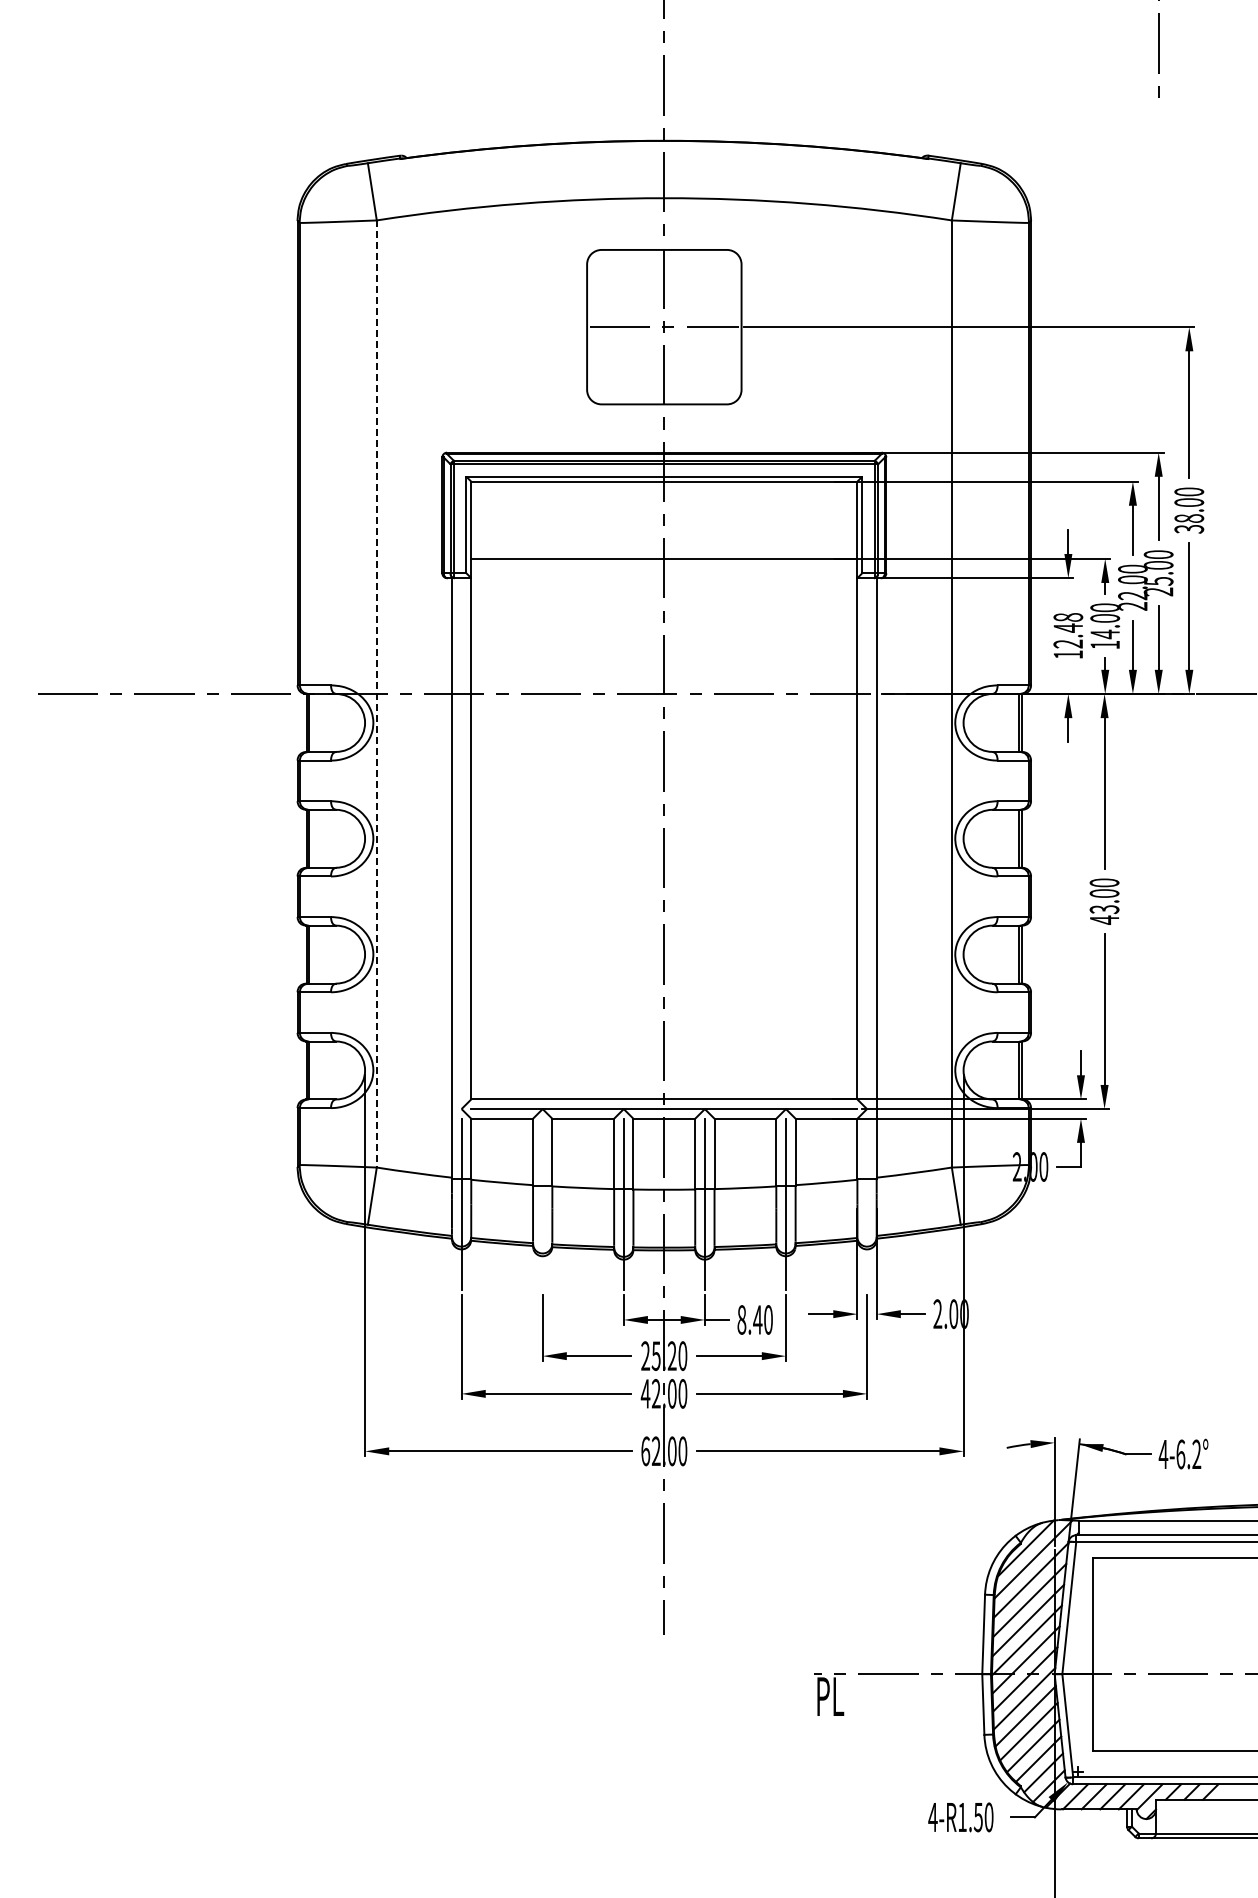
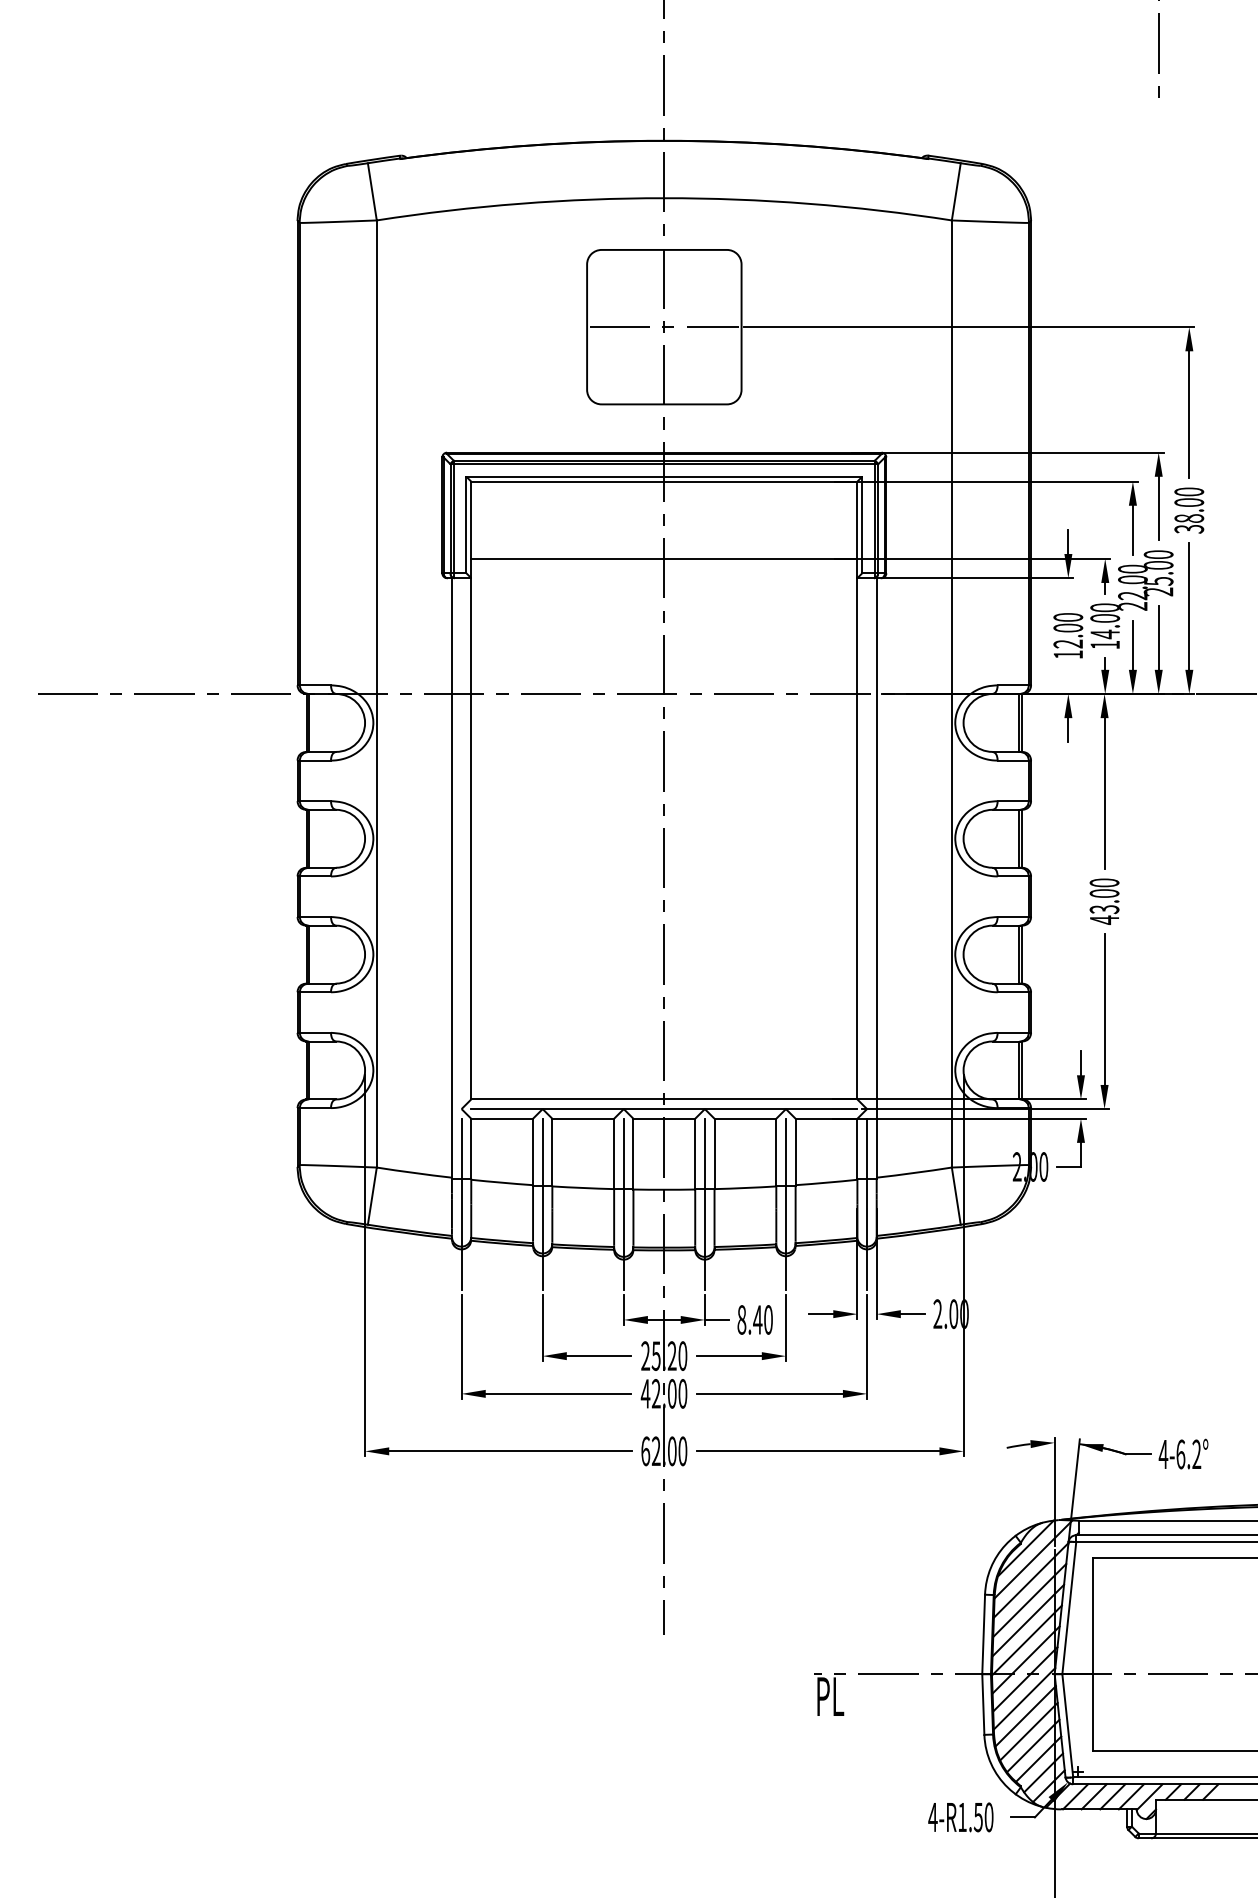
text: 12.48 -> 12.00 (1068, 622)
line: dashed -> solid (376, 694)
line: none -> present (542, 1204)
line: none -> present (867, 1204)
